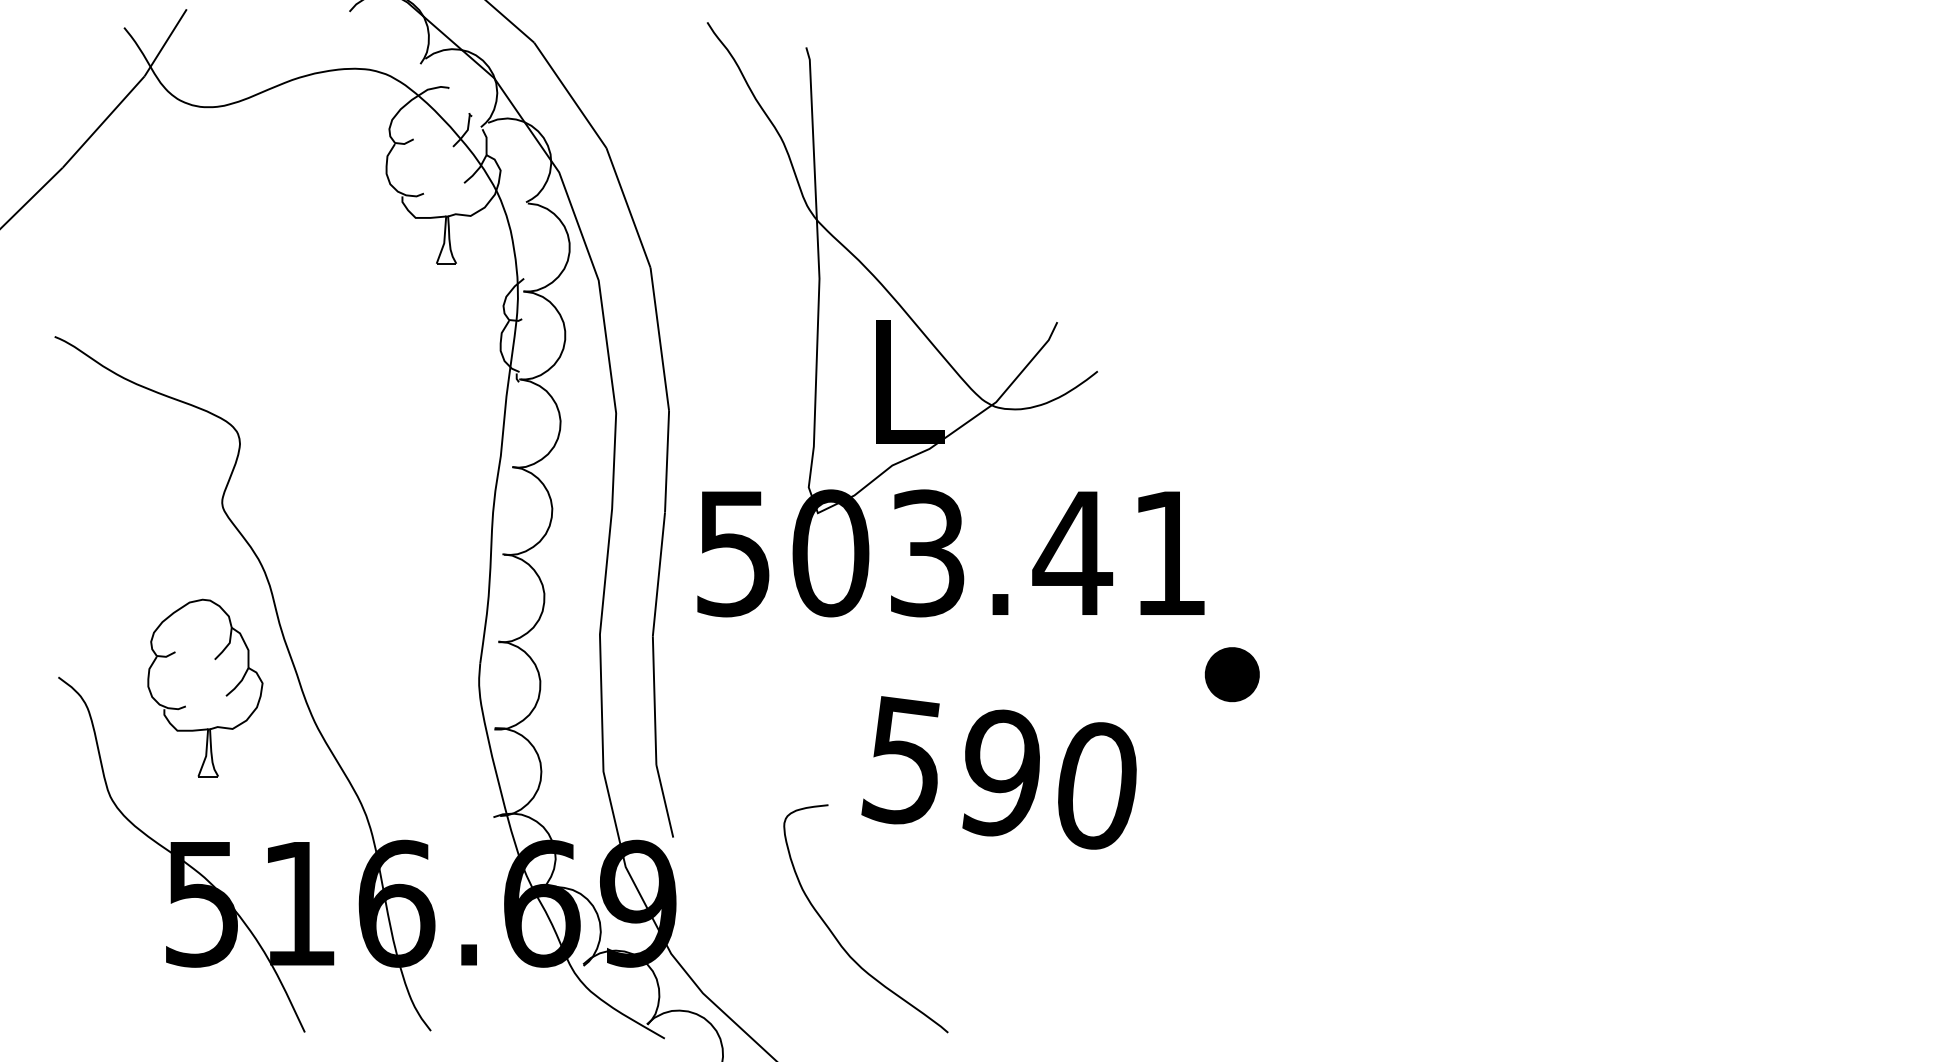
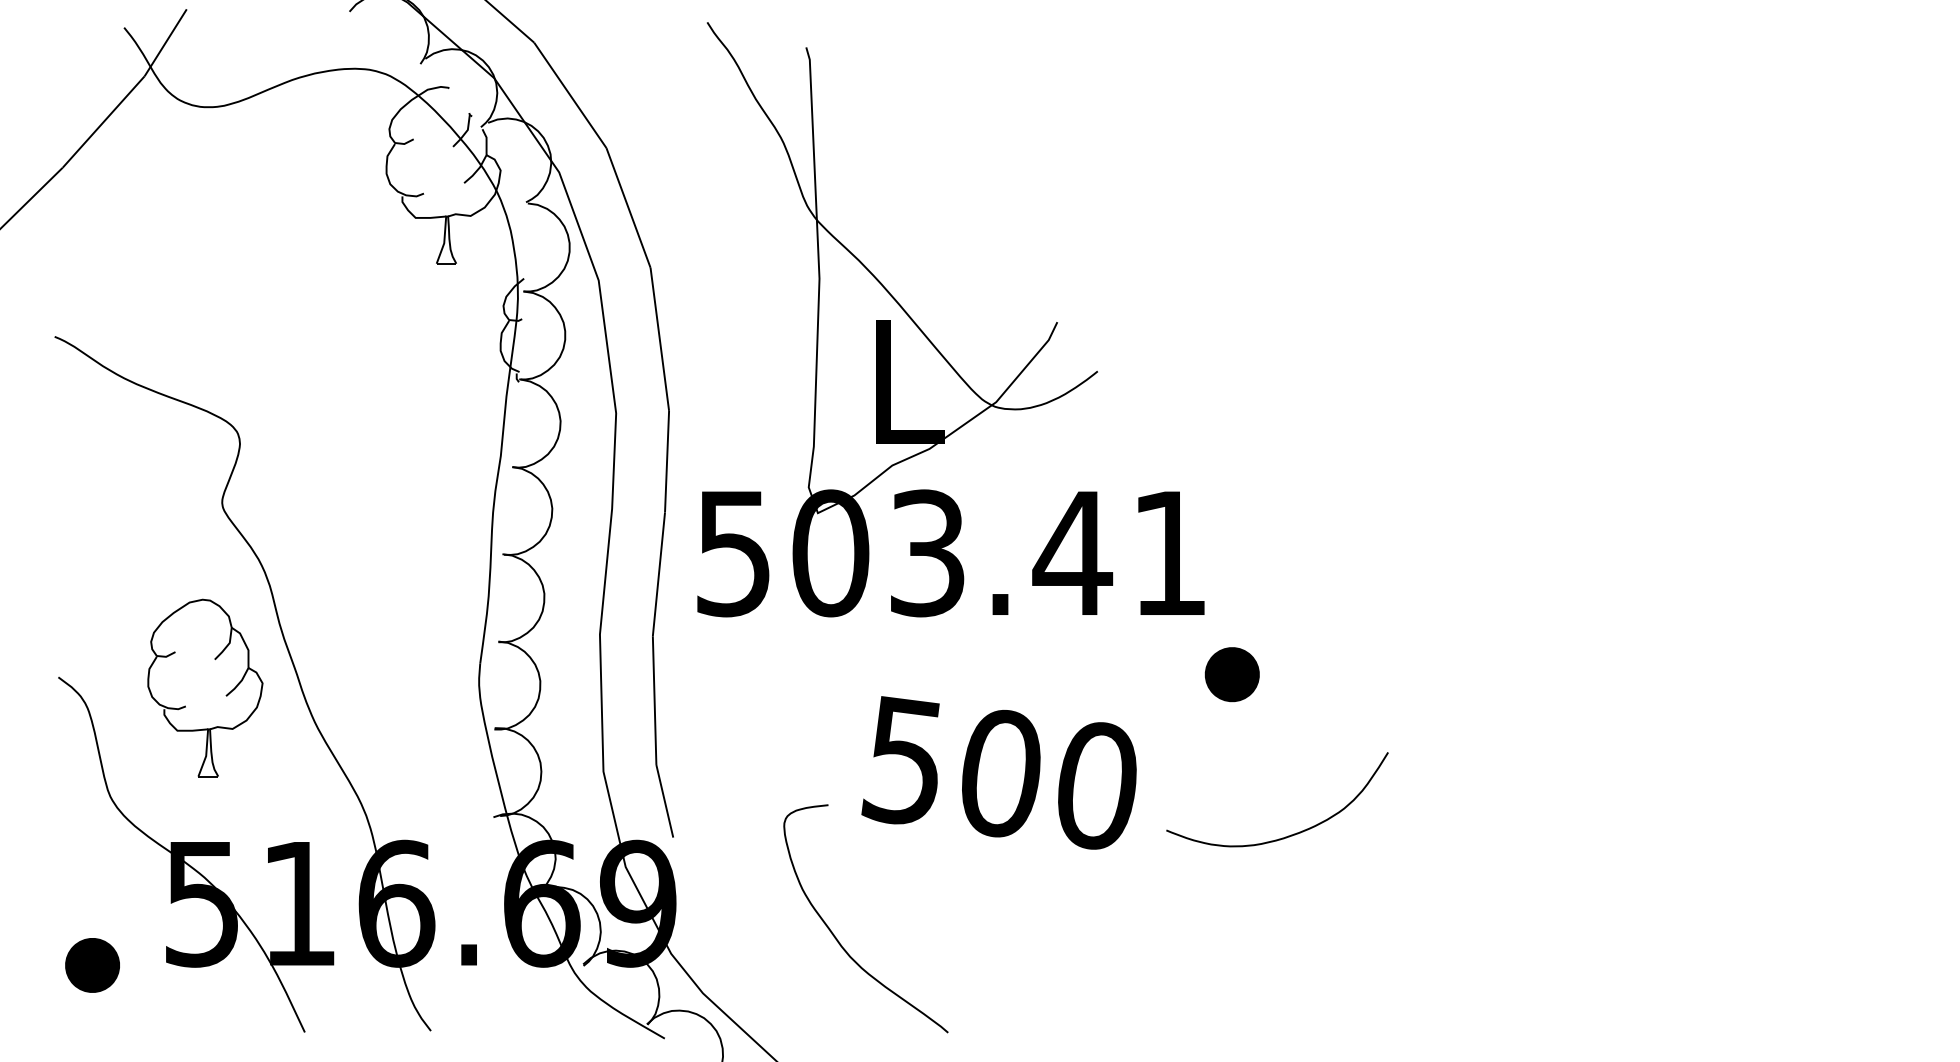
text: 590 -> 500 (1001, 773)
curve: none -> present (1288, 835)
part: none -> present (92, 965)
